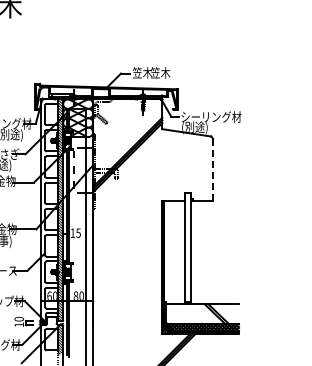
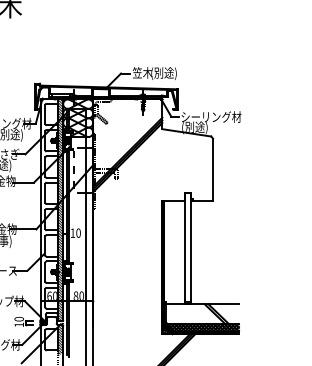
text: 笠木 -> (別途) (163, 73)
line: dashed -> solid (213, 169)
text: 15 -> 10 (78, 232)
